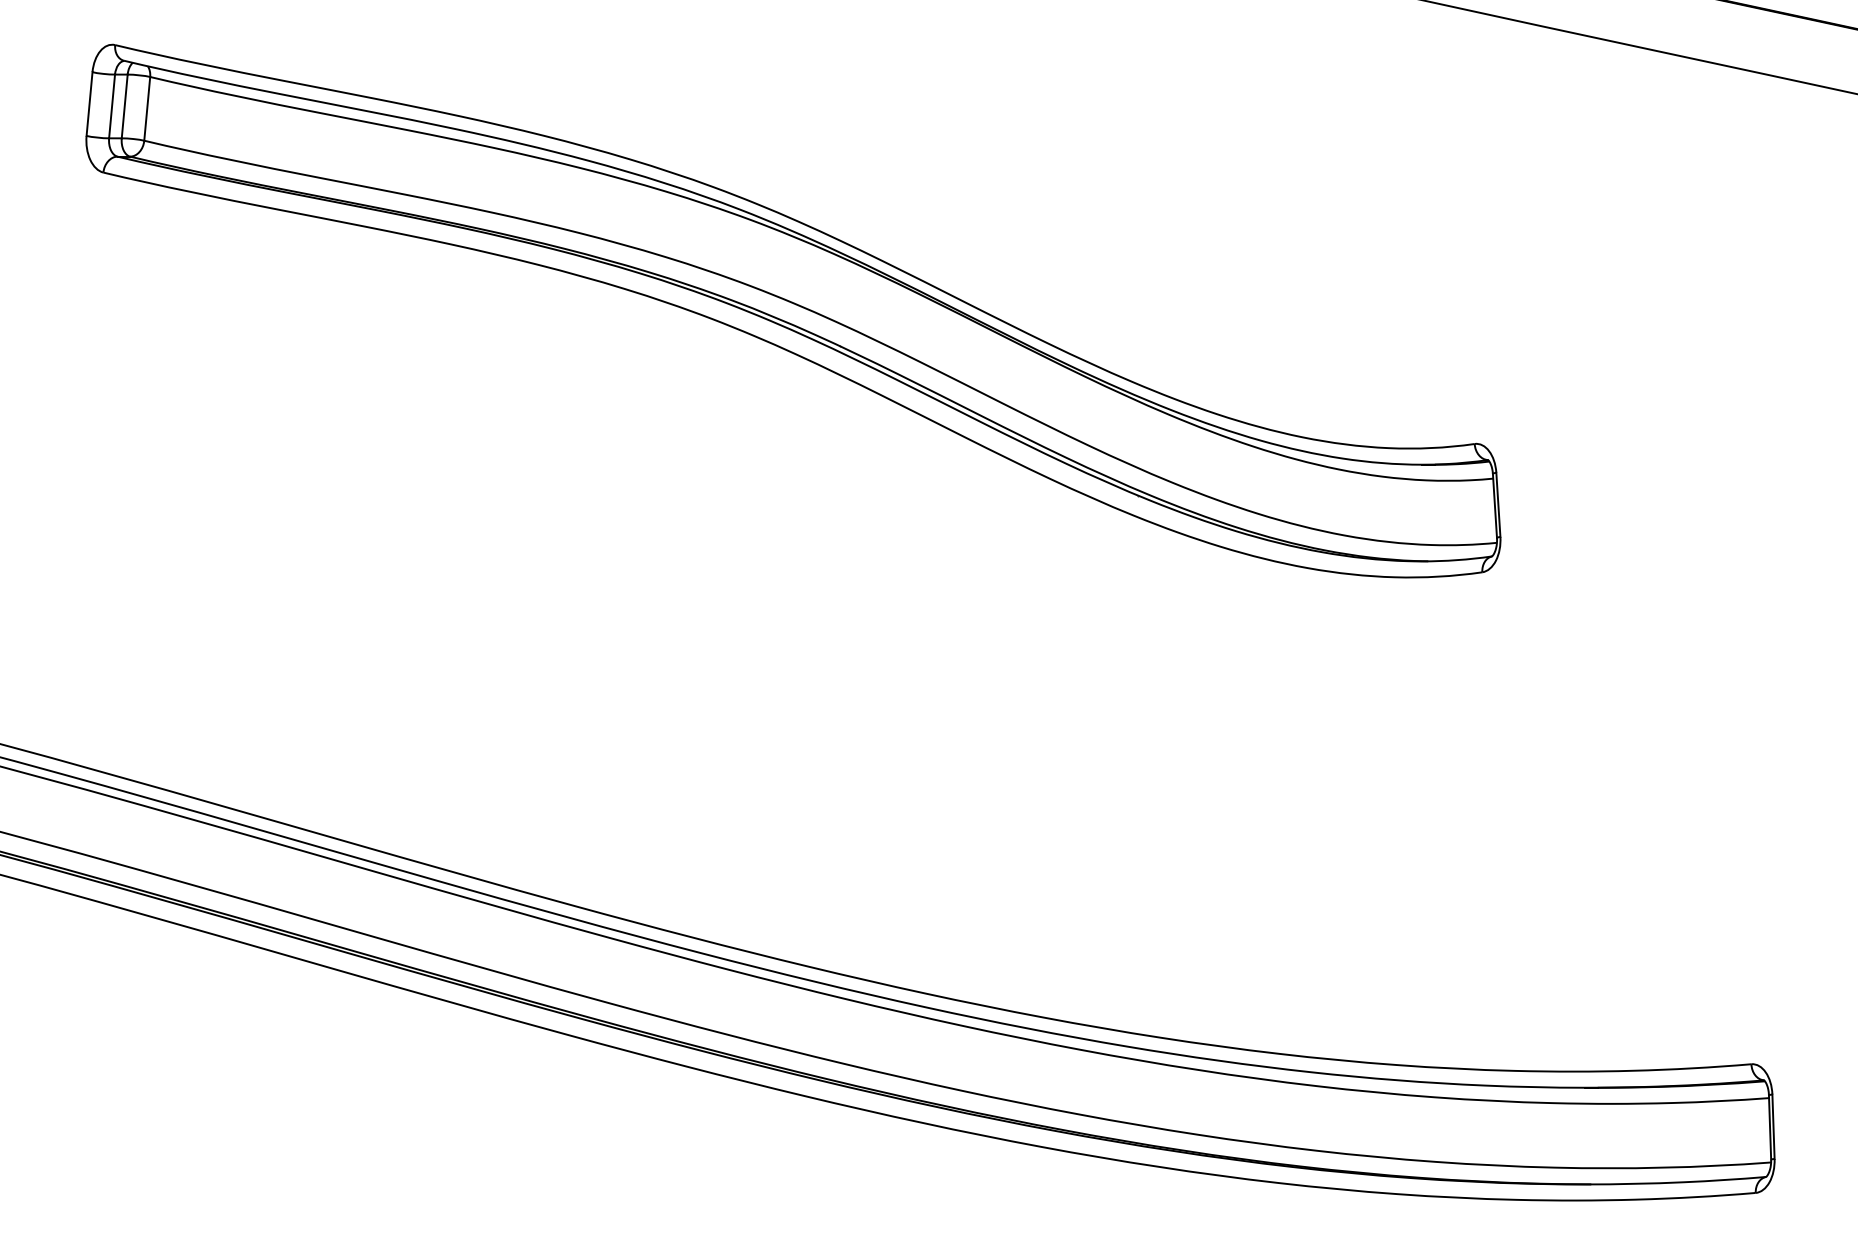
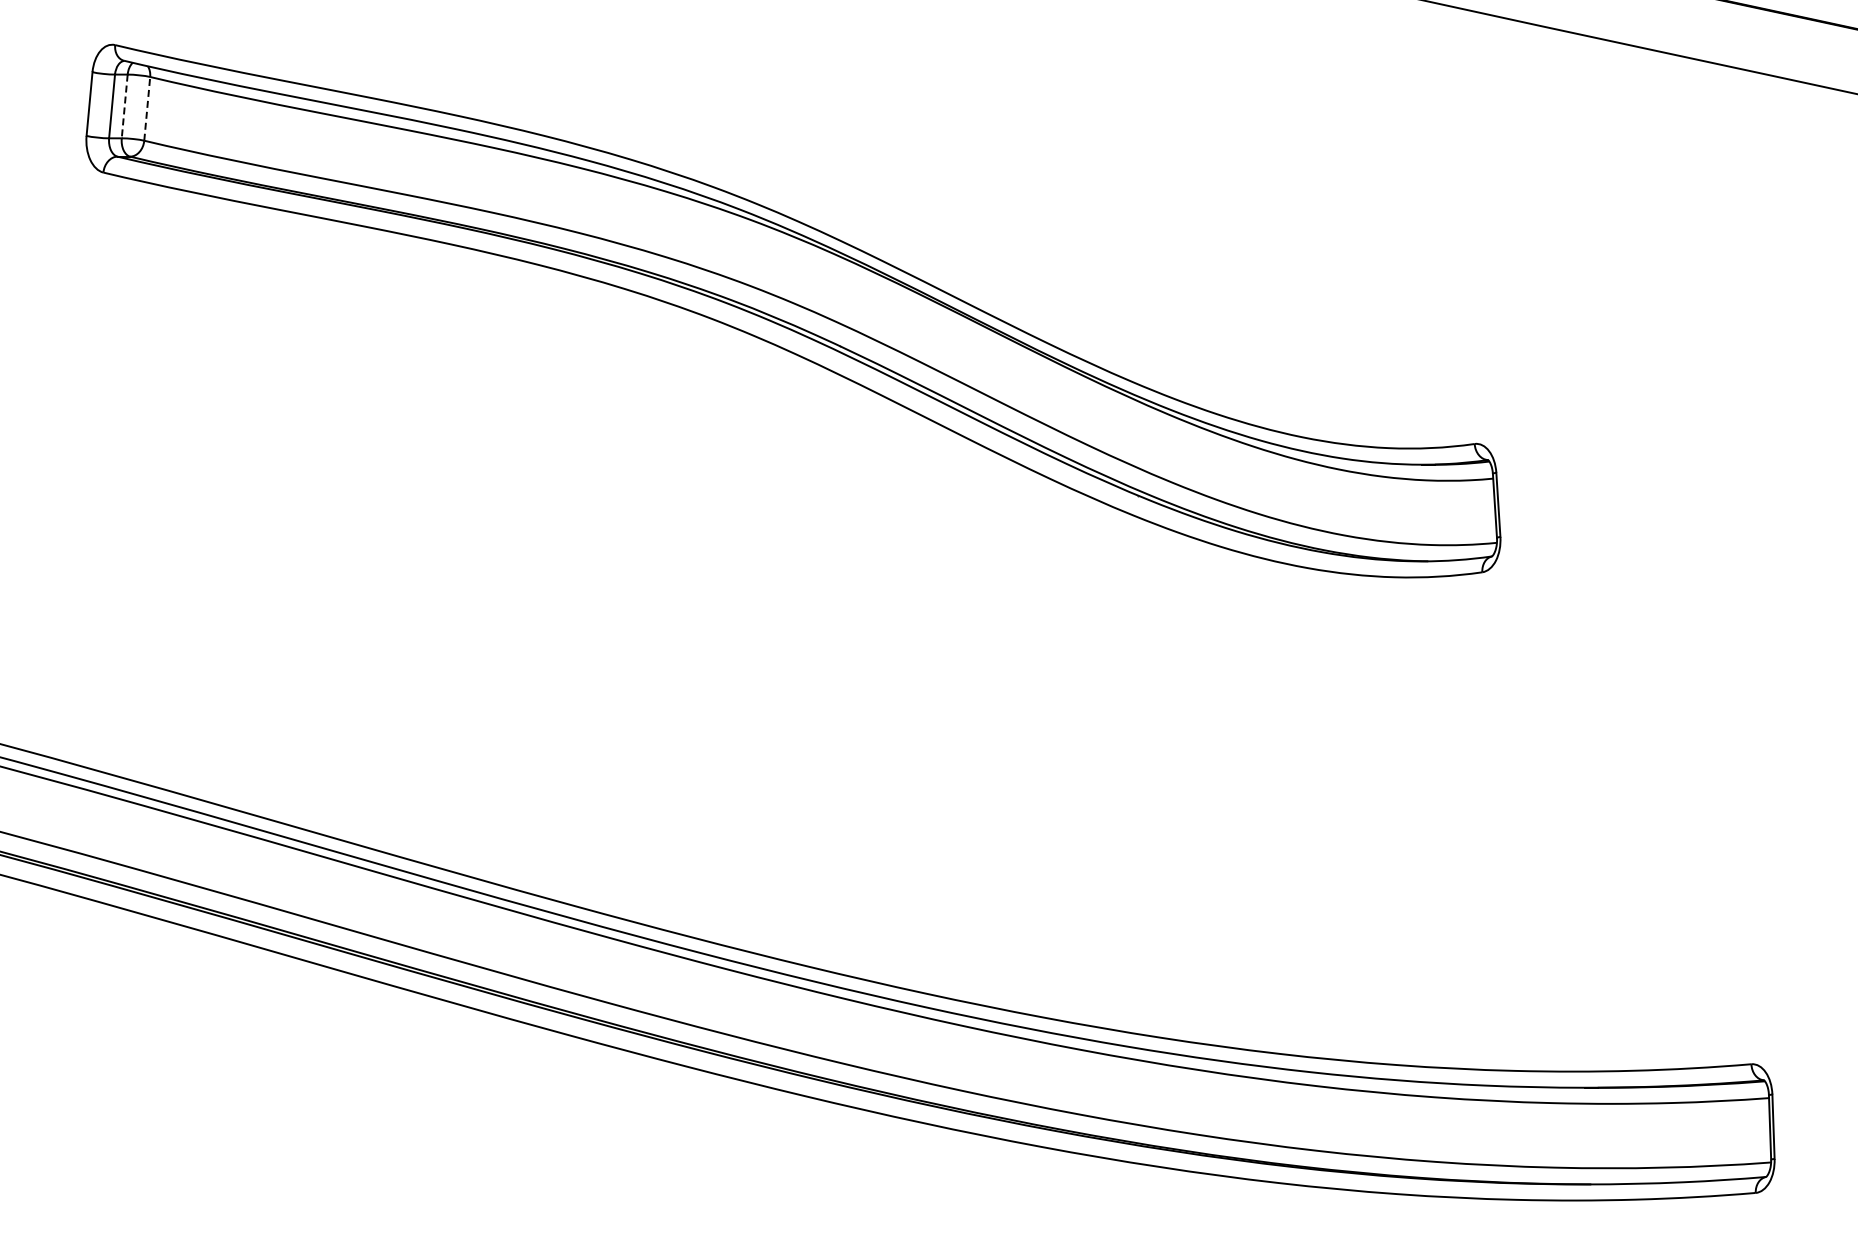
line: solid -> dashed (124, 106)
line: solid -> dashed (147, 108)
